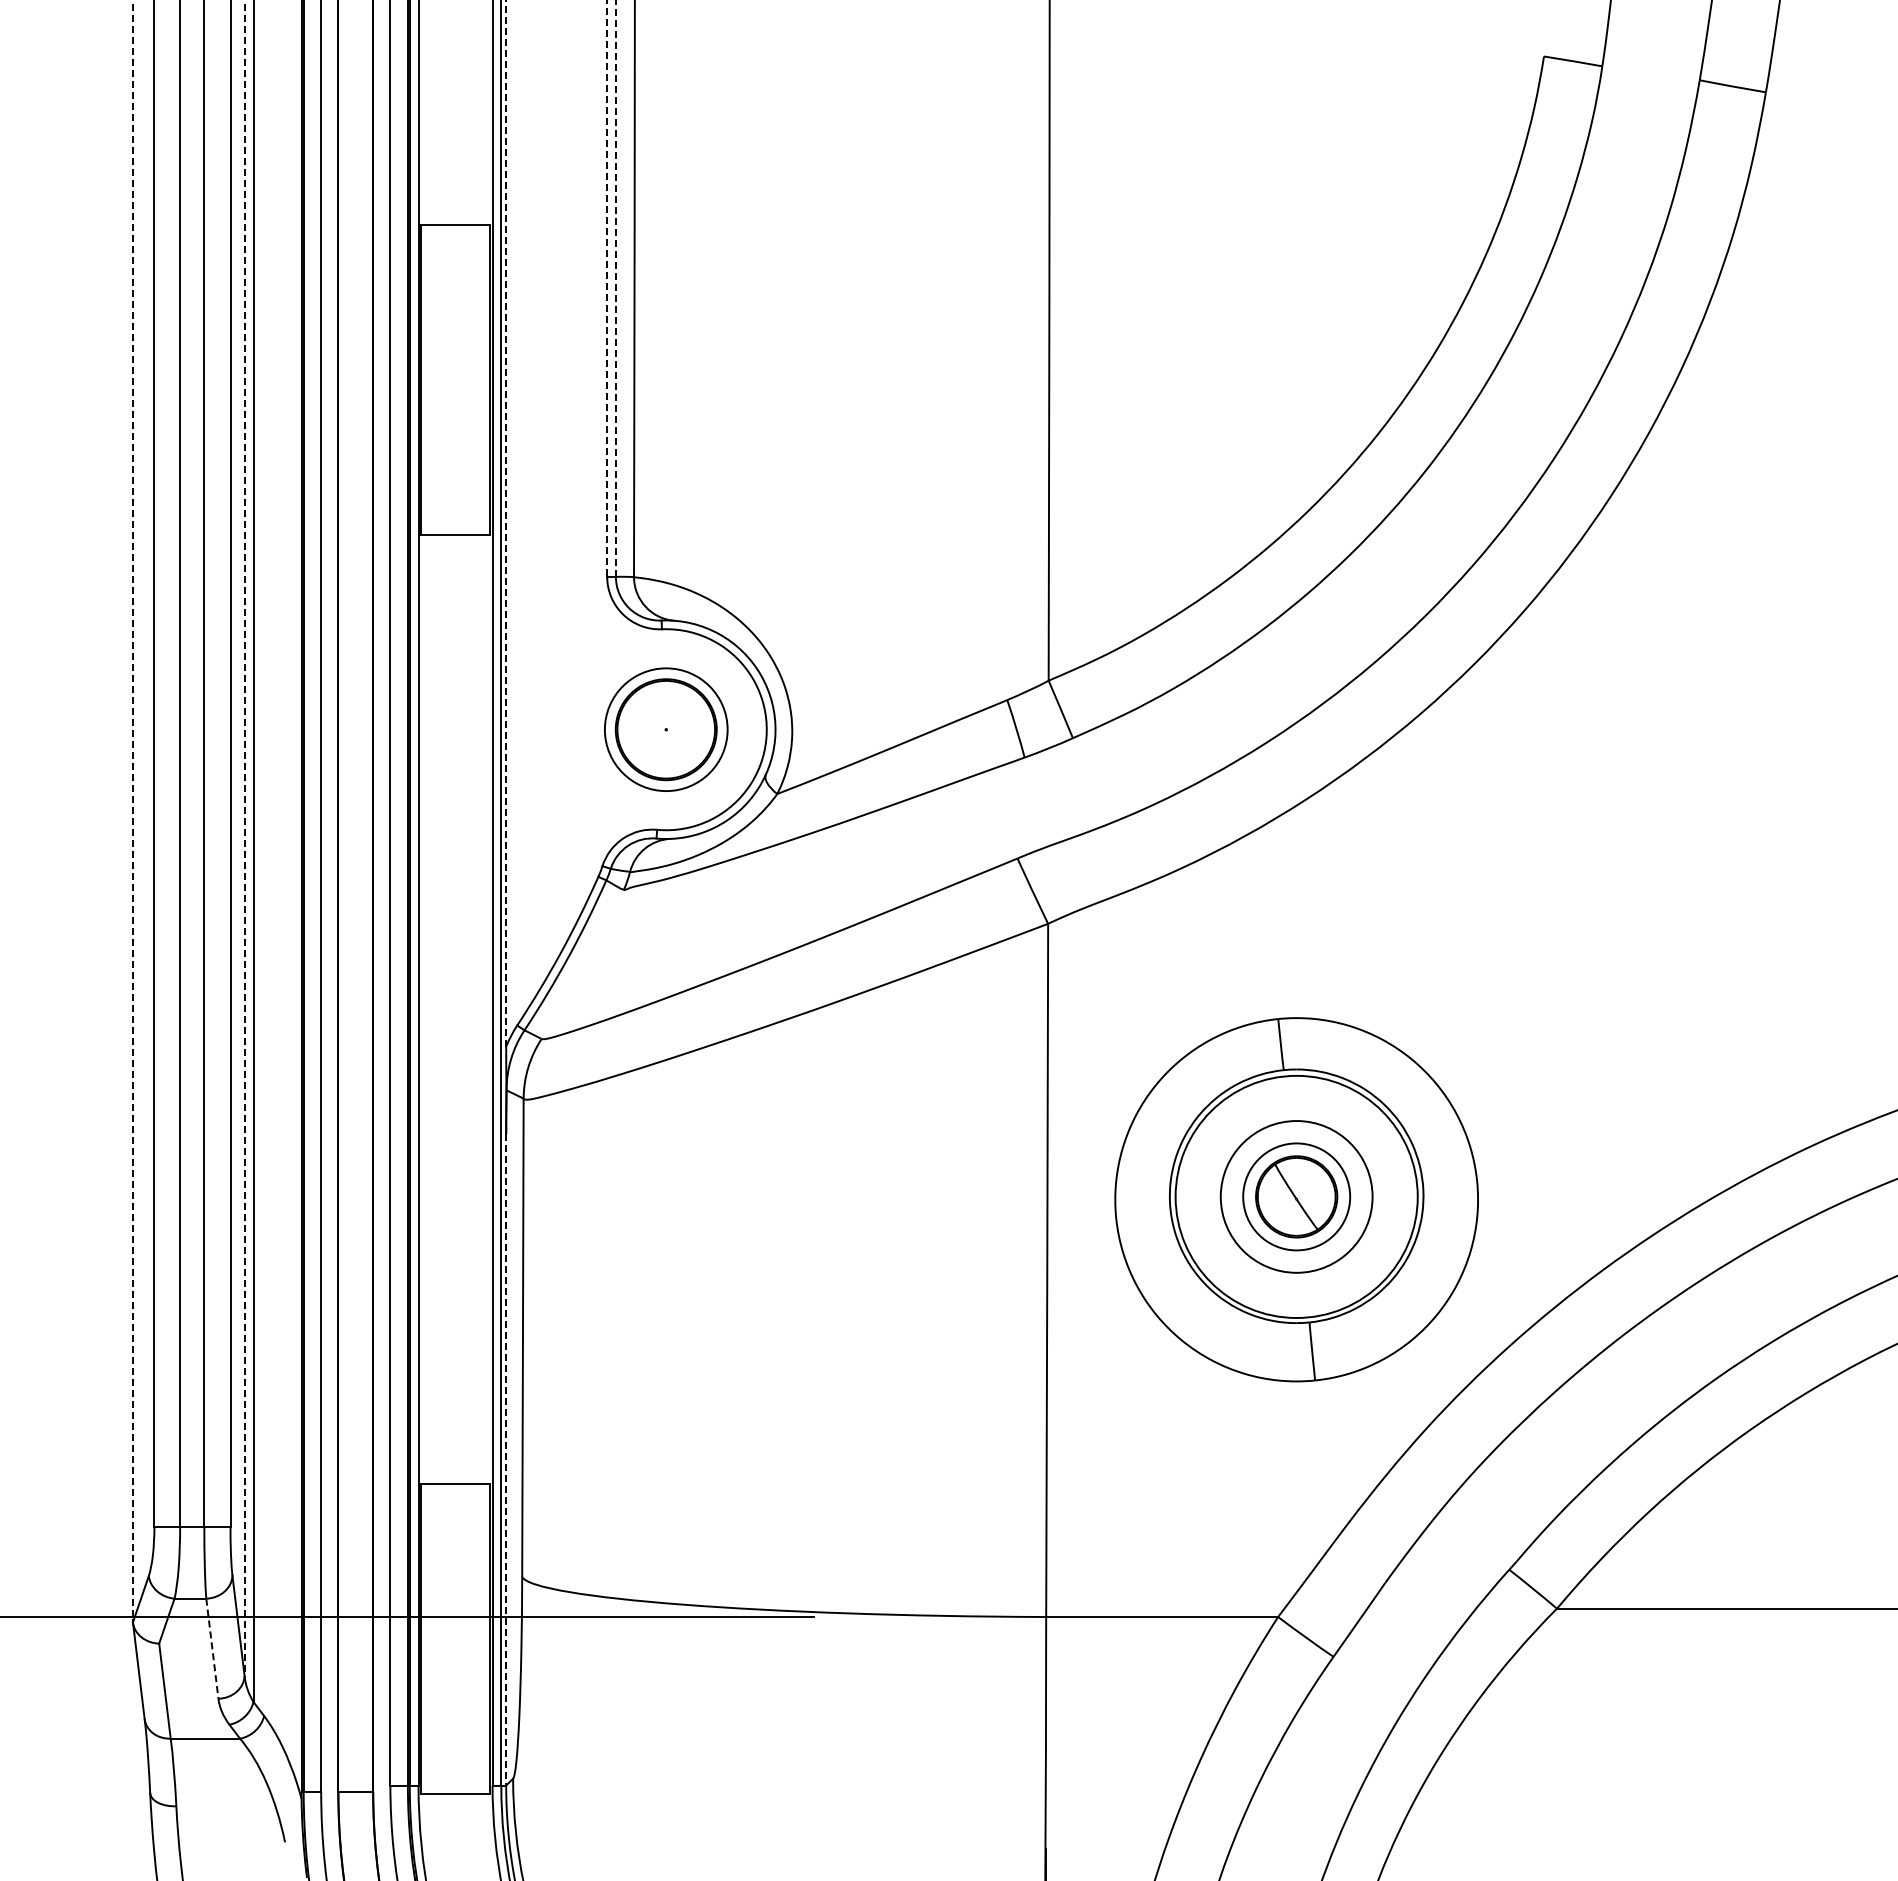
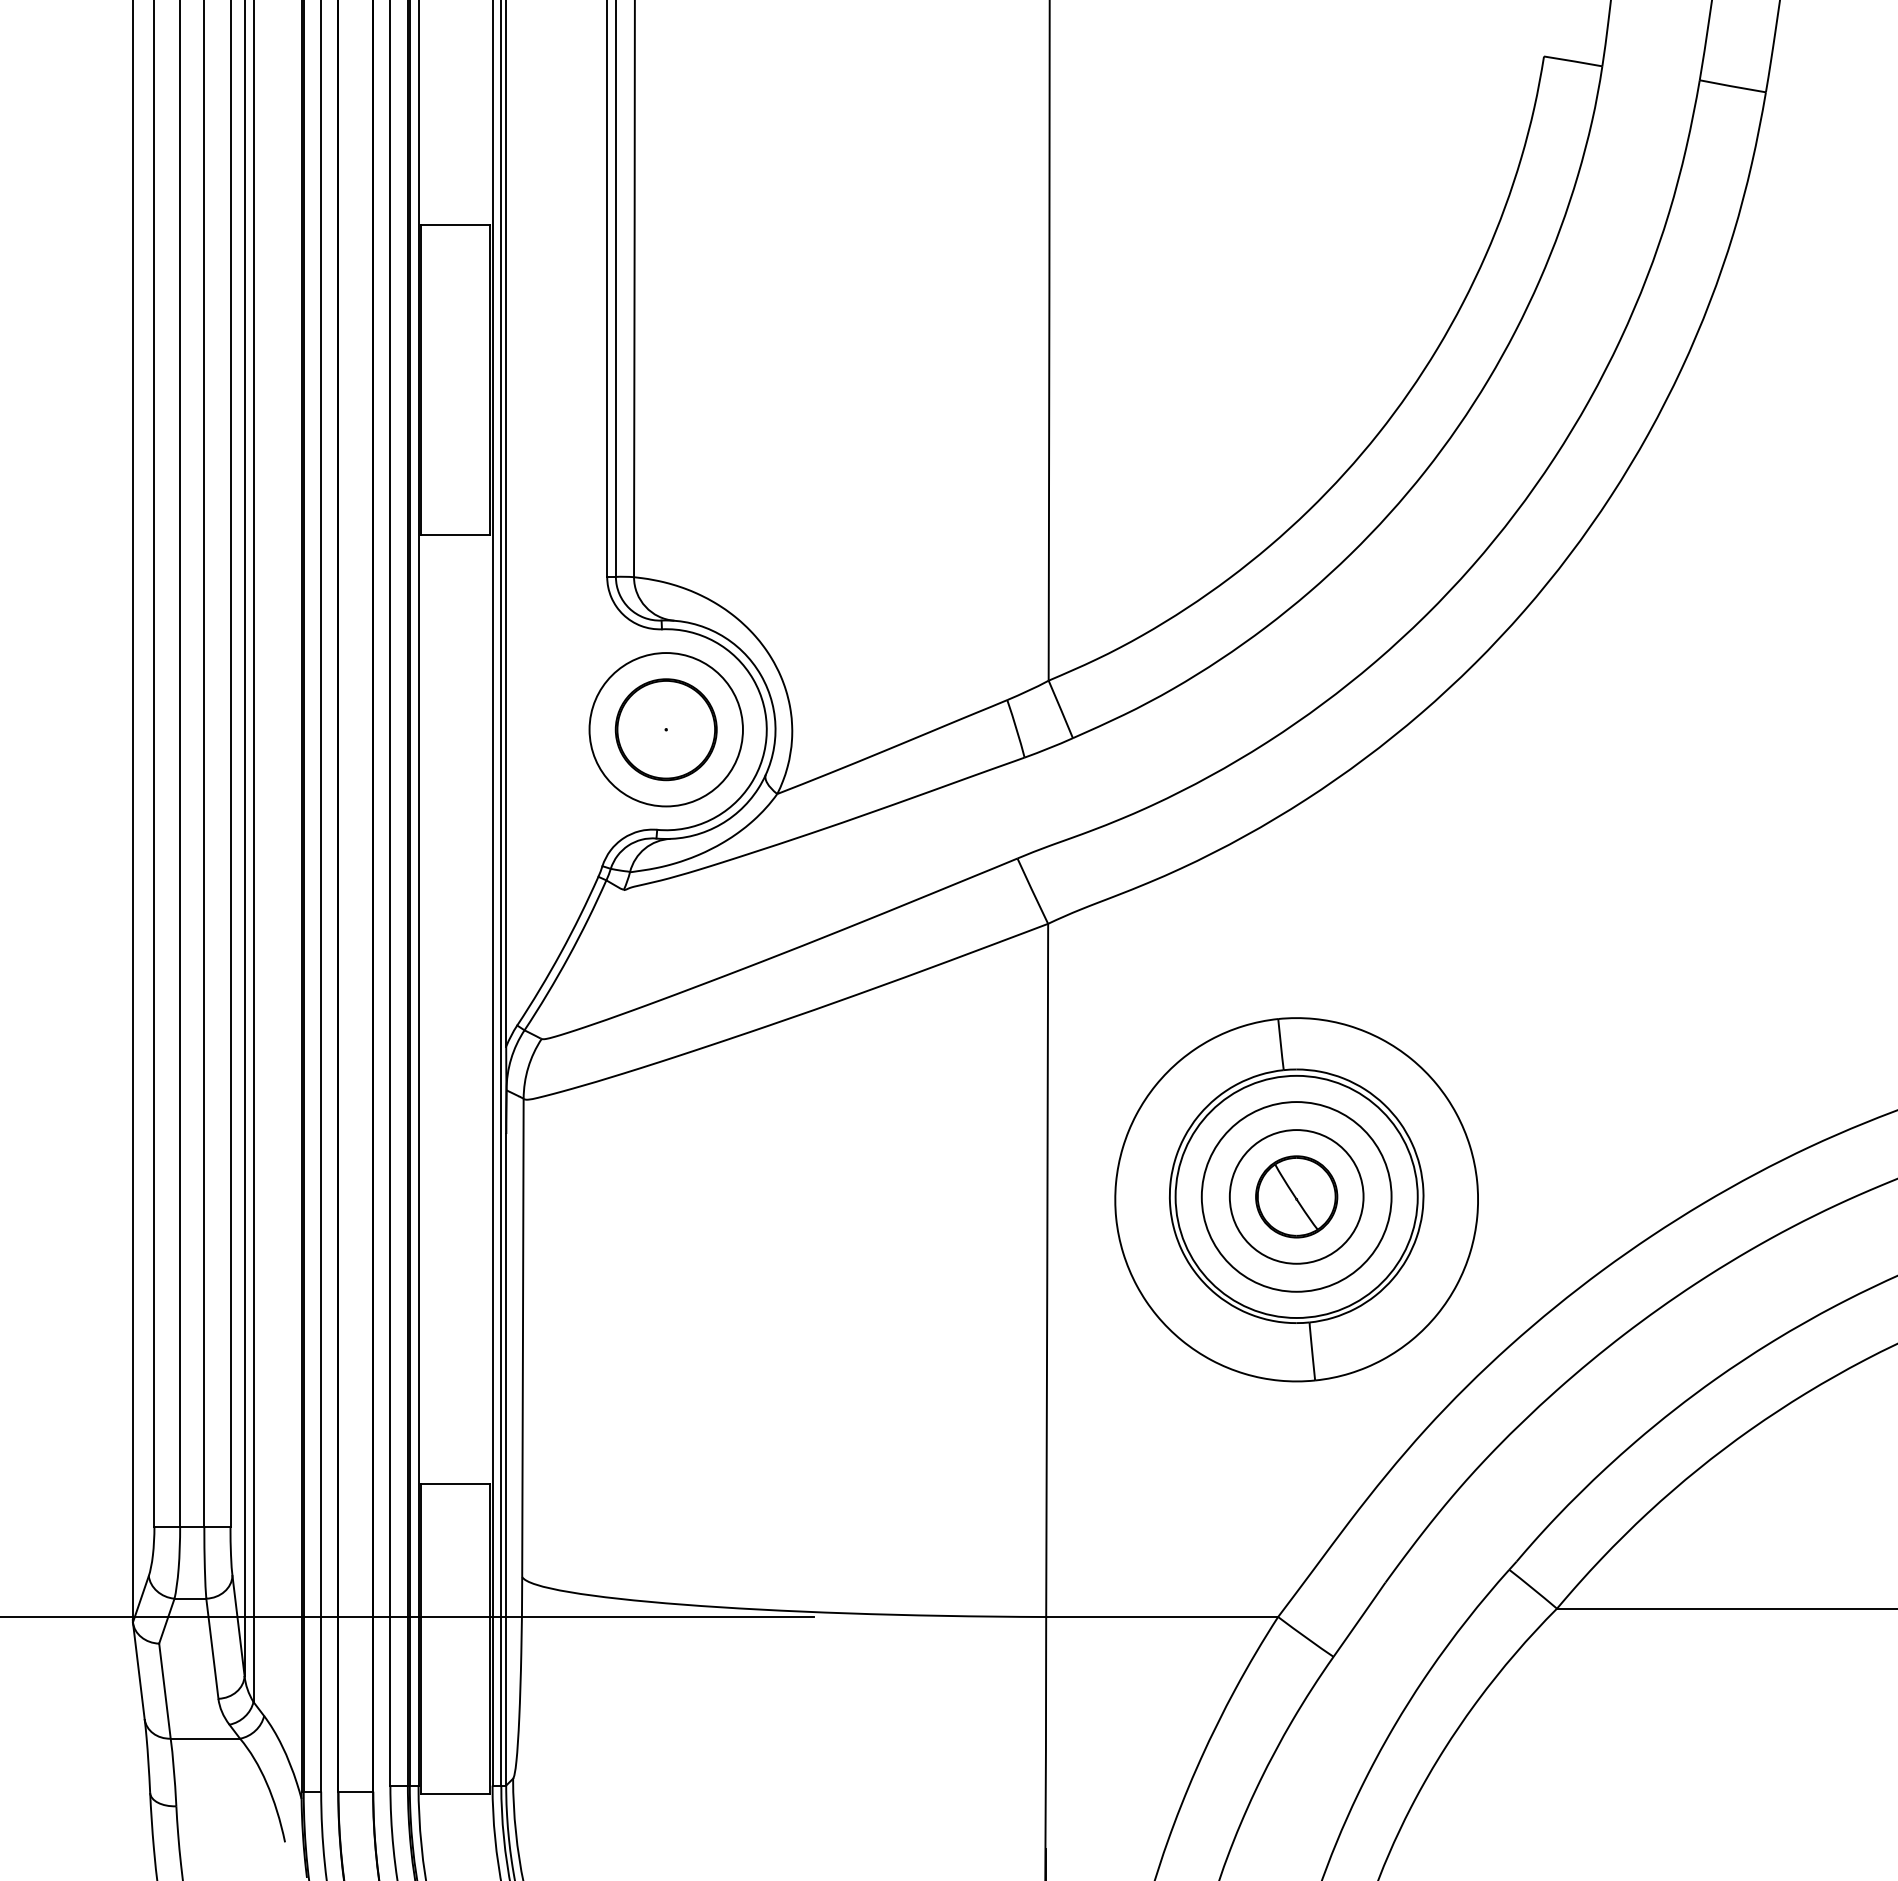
line: dashed -> solid (615, 287)
line: dashed -> solid (607, 288)
line: dashed -> solid (506, 523)
circle diameter: 123 px -> 153 px (665, 729)
line: dashed -> solid (132, 810)
line: dashed -> solid (244, 838)
circle diameter: 107 px -> 134 px (1296, 1196)
circle diameter: 152 px -> 190 px (1296, 1196)
line: dashed -> solid (506, 1459)
line: dashed -> solid (212, 1649)
